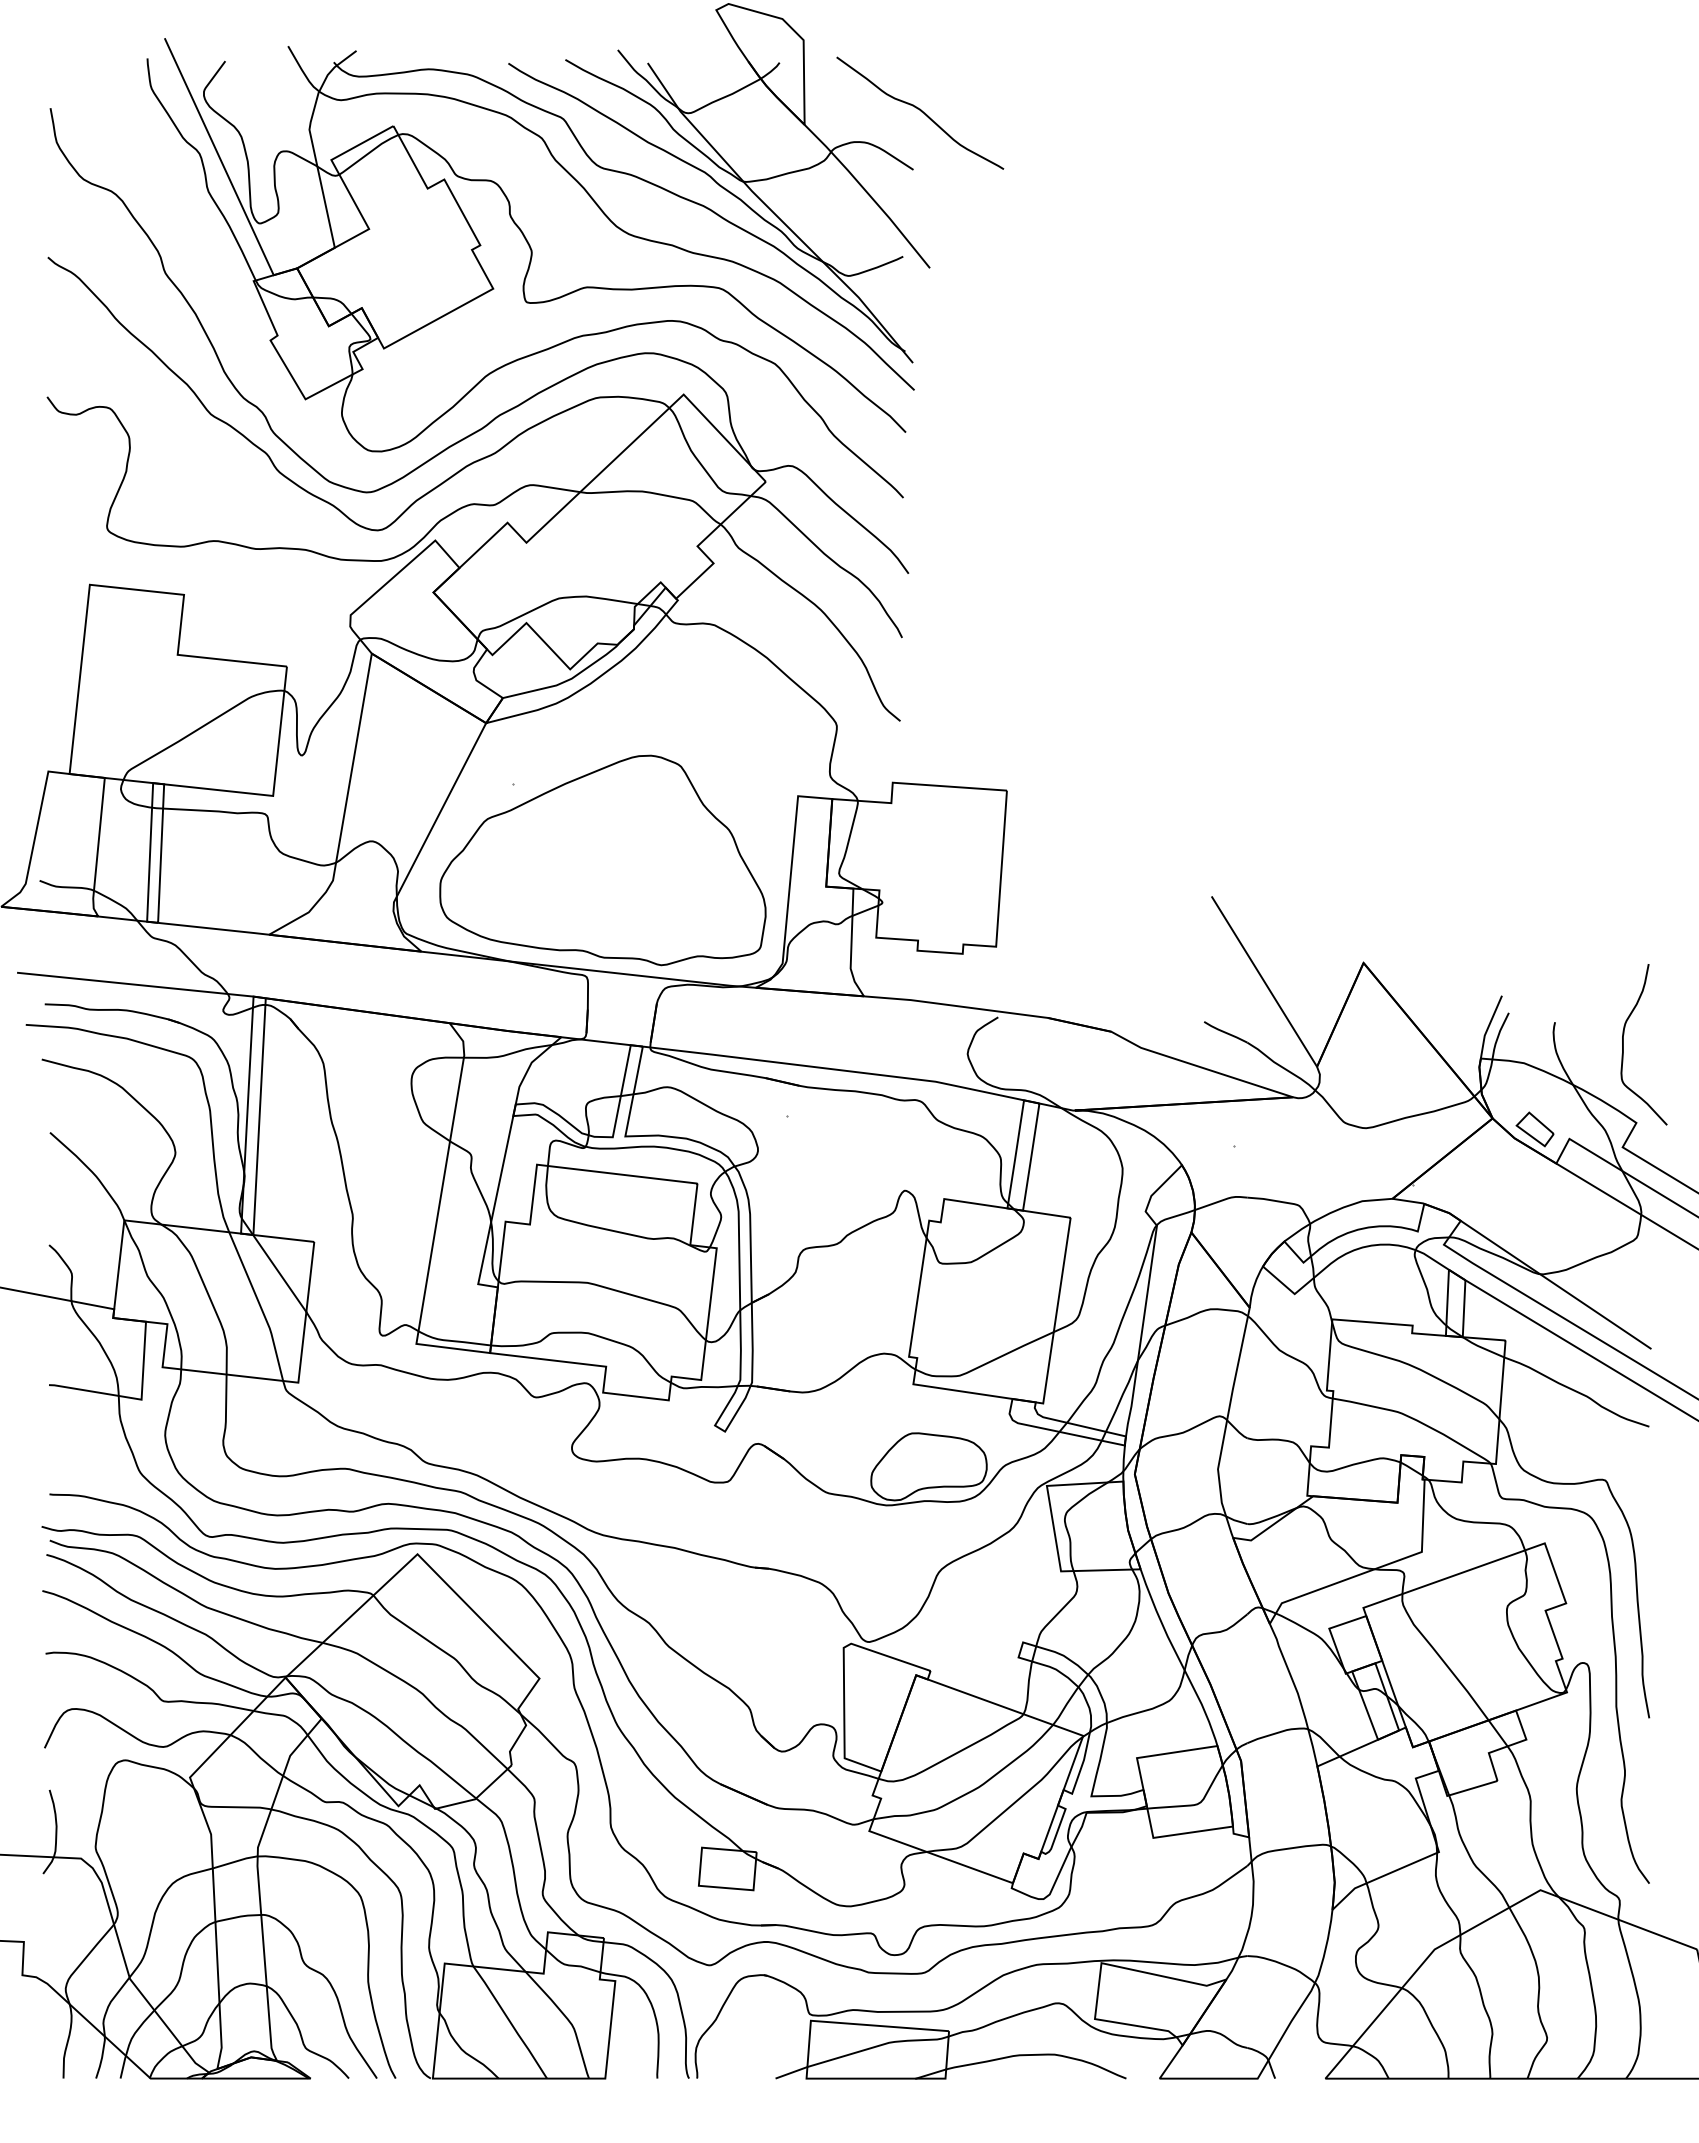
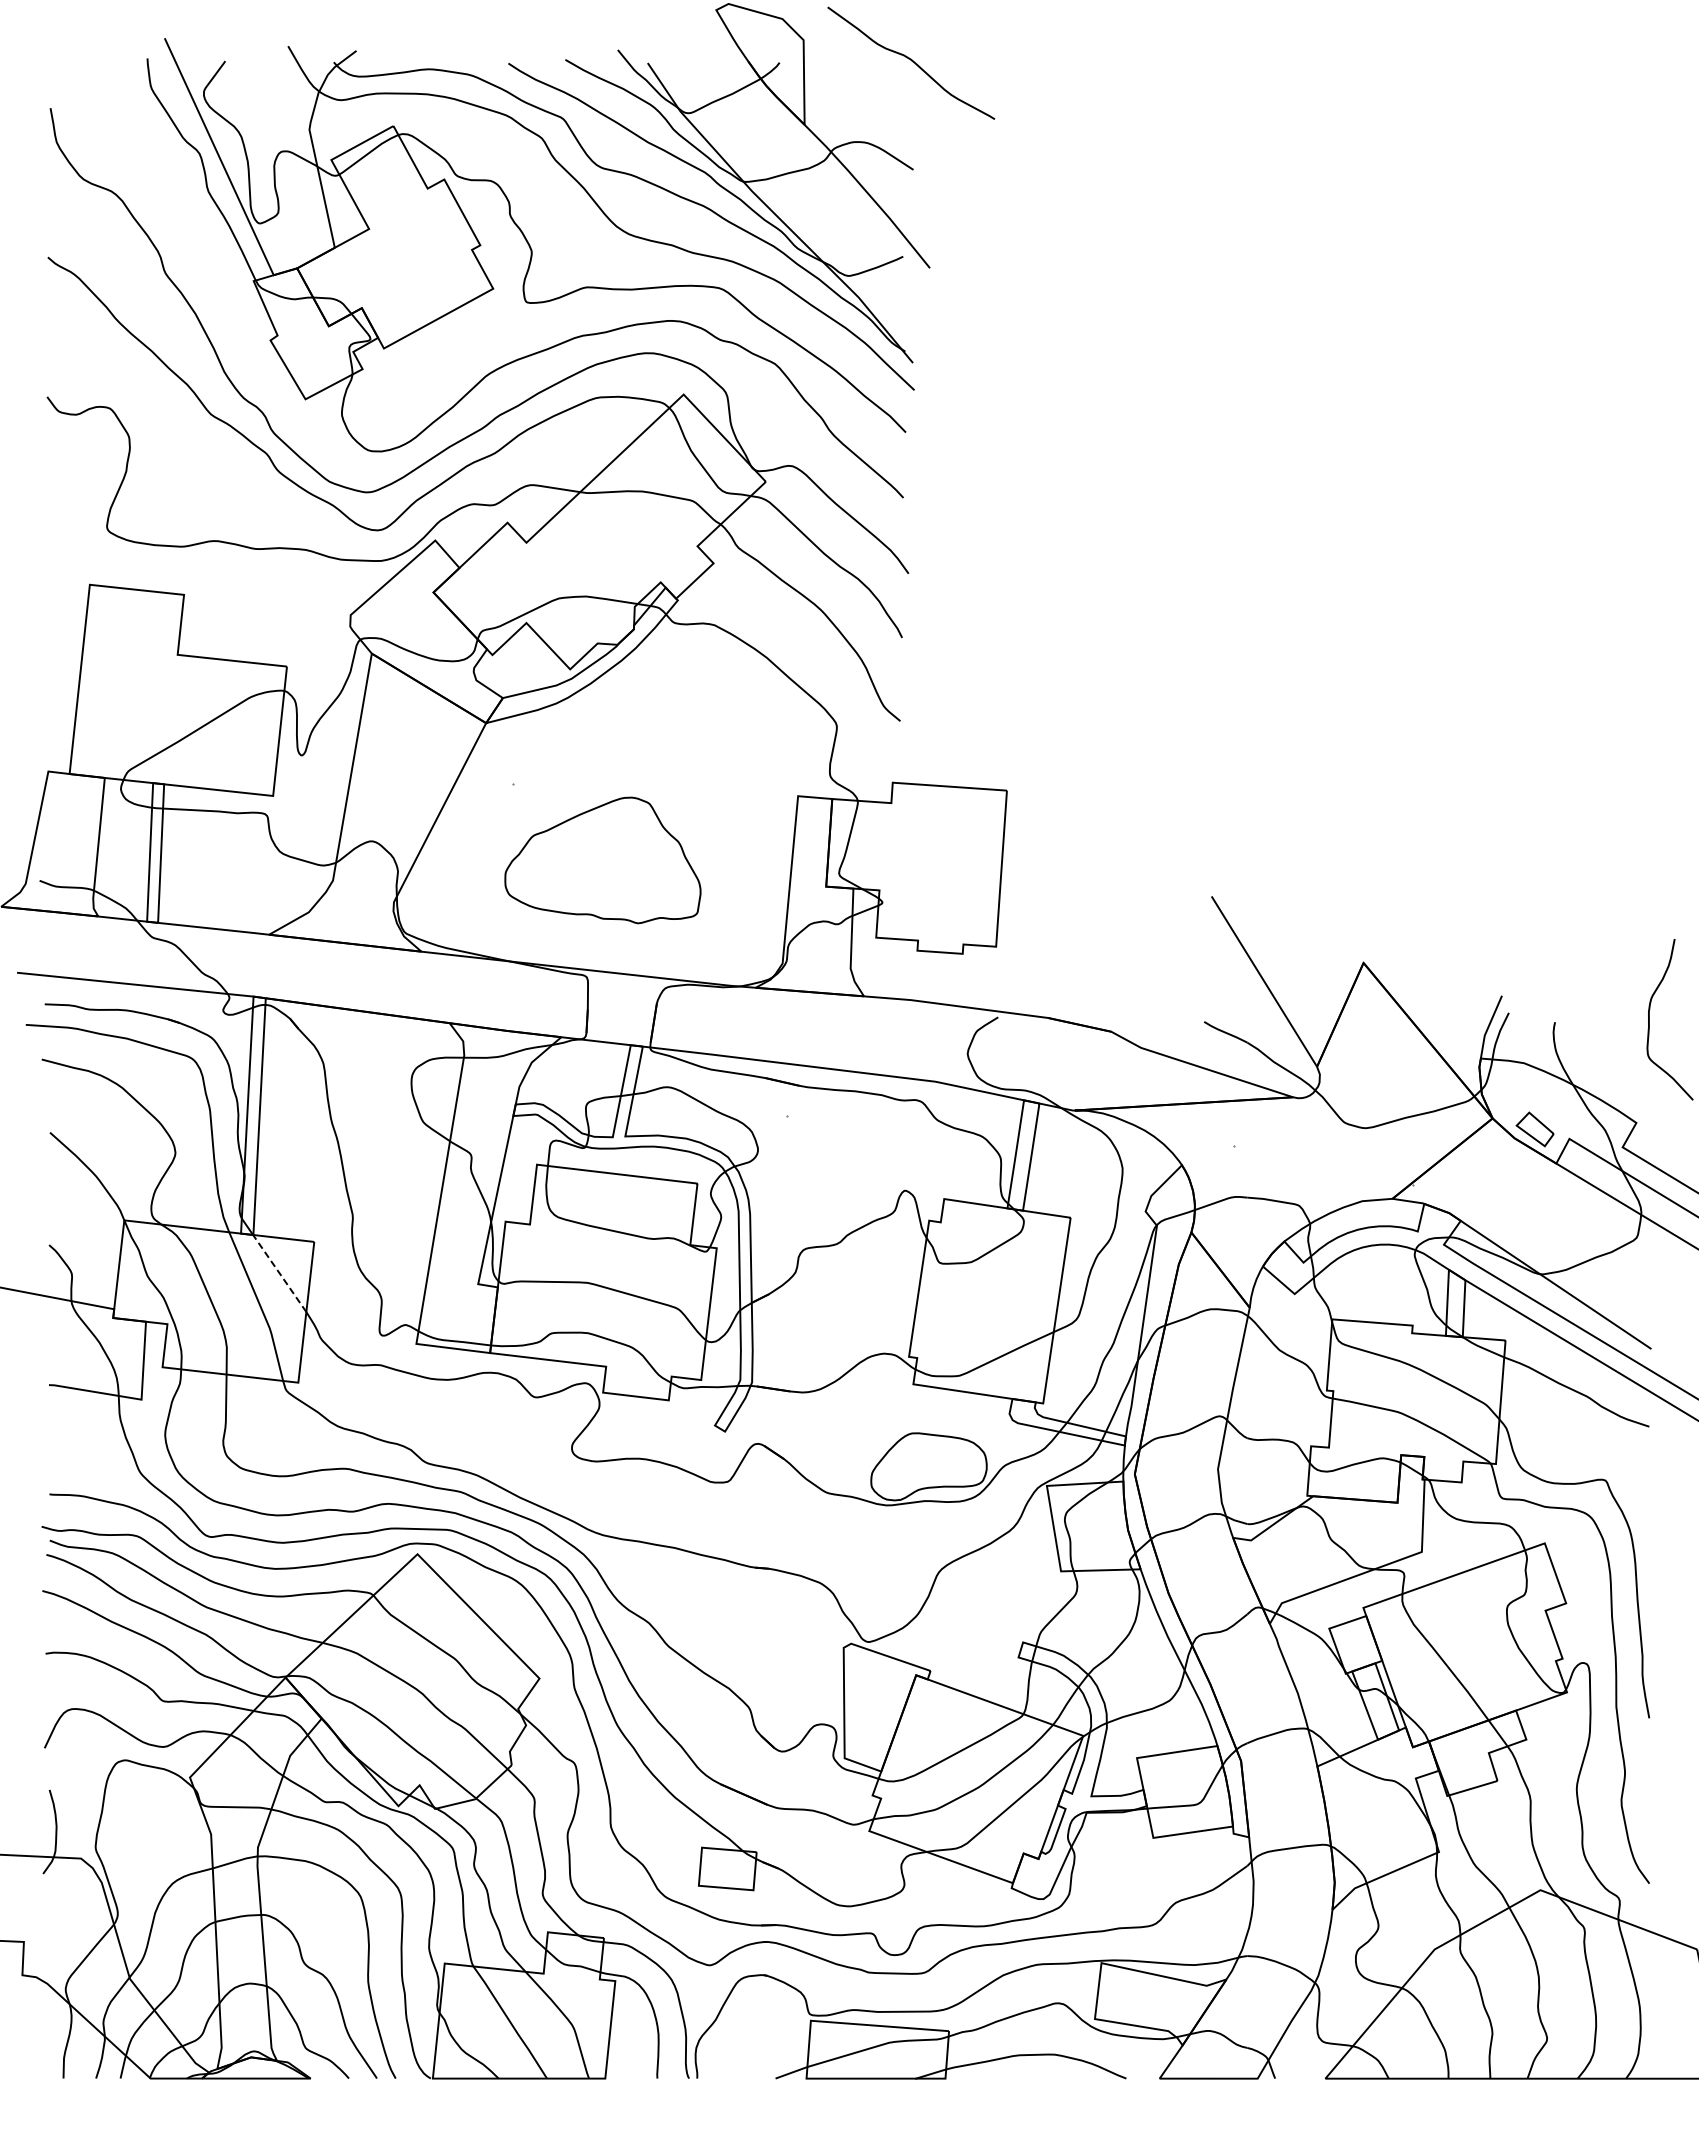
curve position: (920, 111) -> (911, 61) (911, 61)
part size: 328x213 px -> 198x129 px (602, 860)
curve position: (1623, 1044) -> (1649, 1019) (1649, 1019)
line: solid -> dashed (279, 1273)
